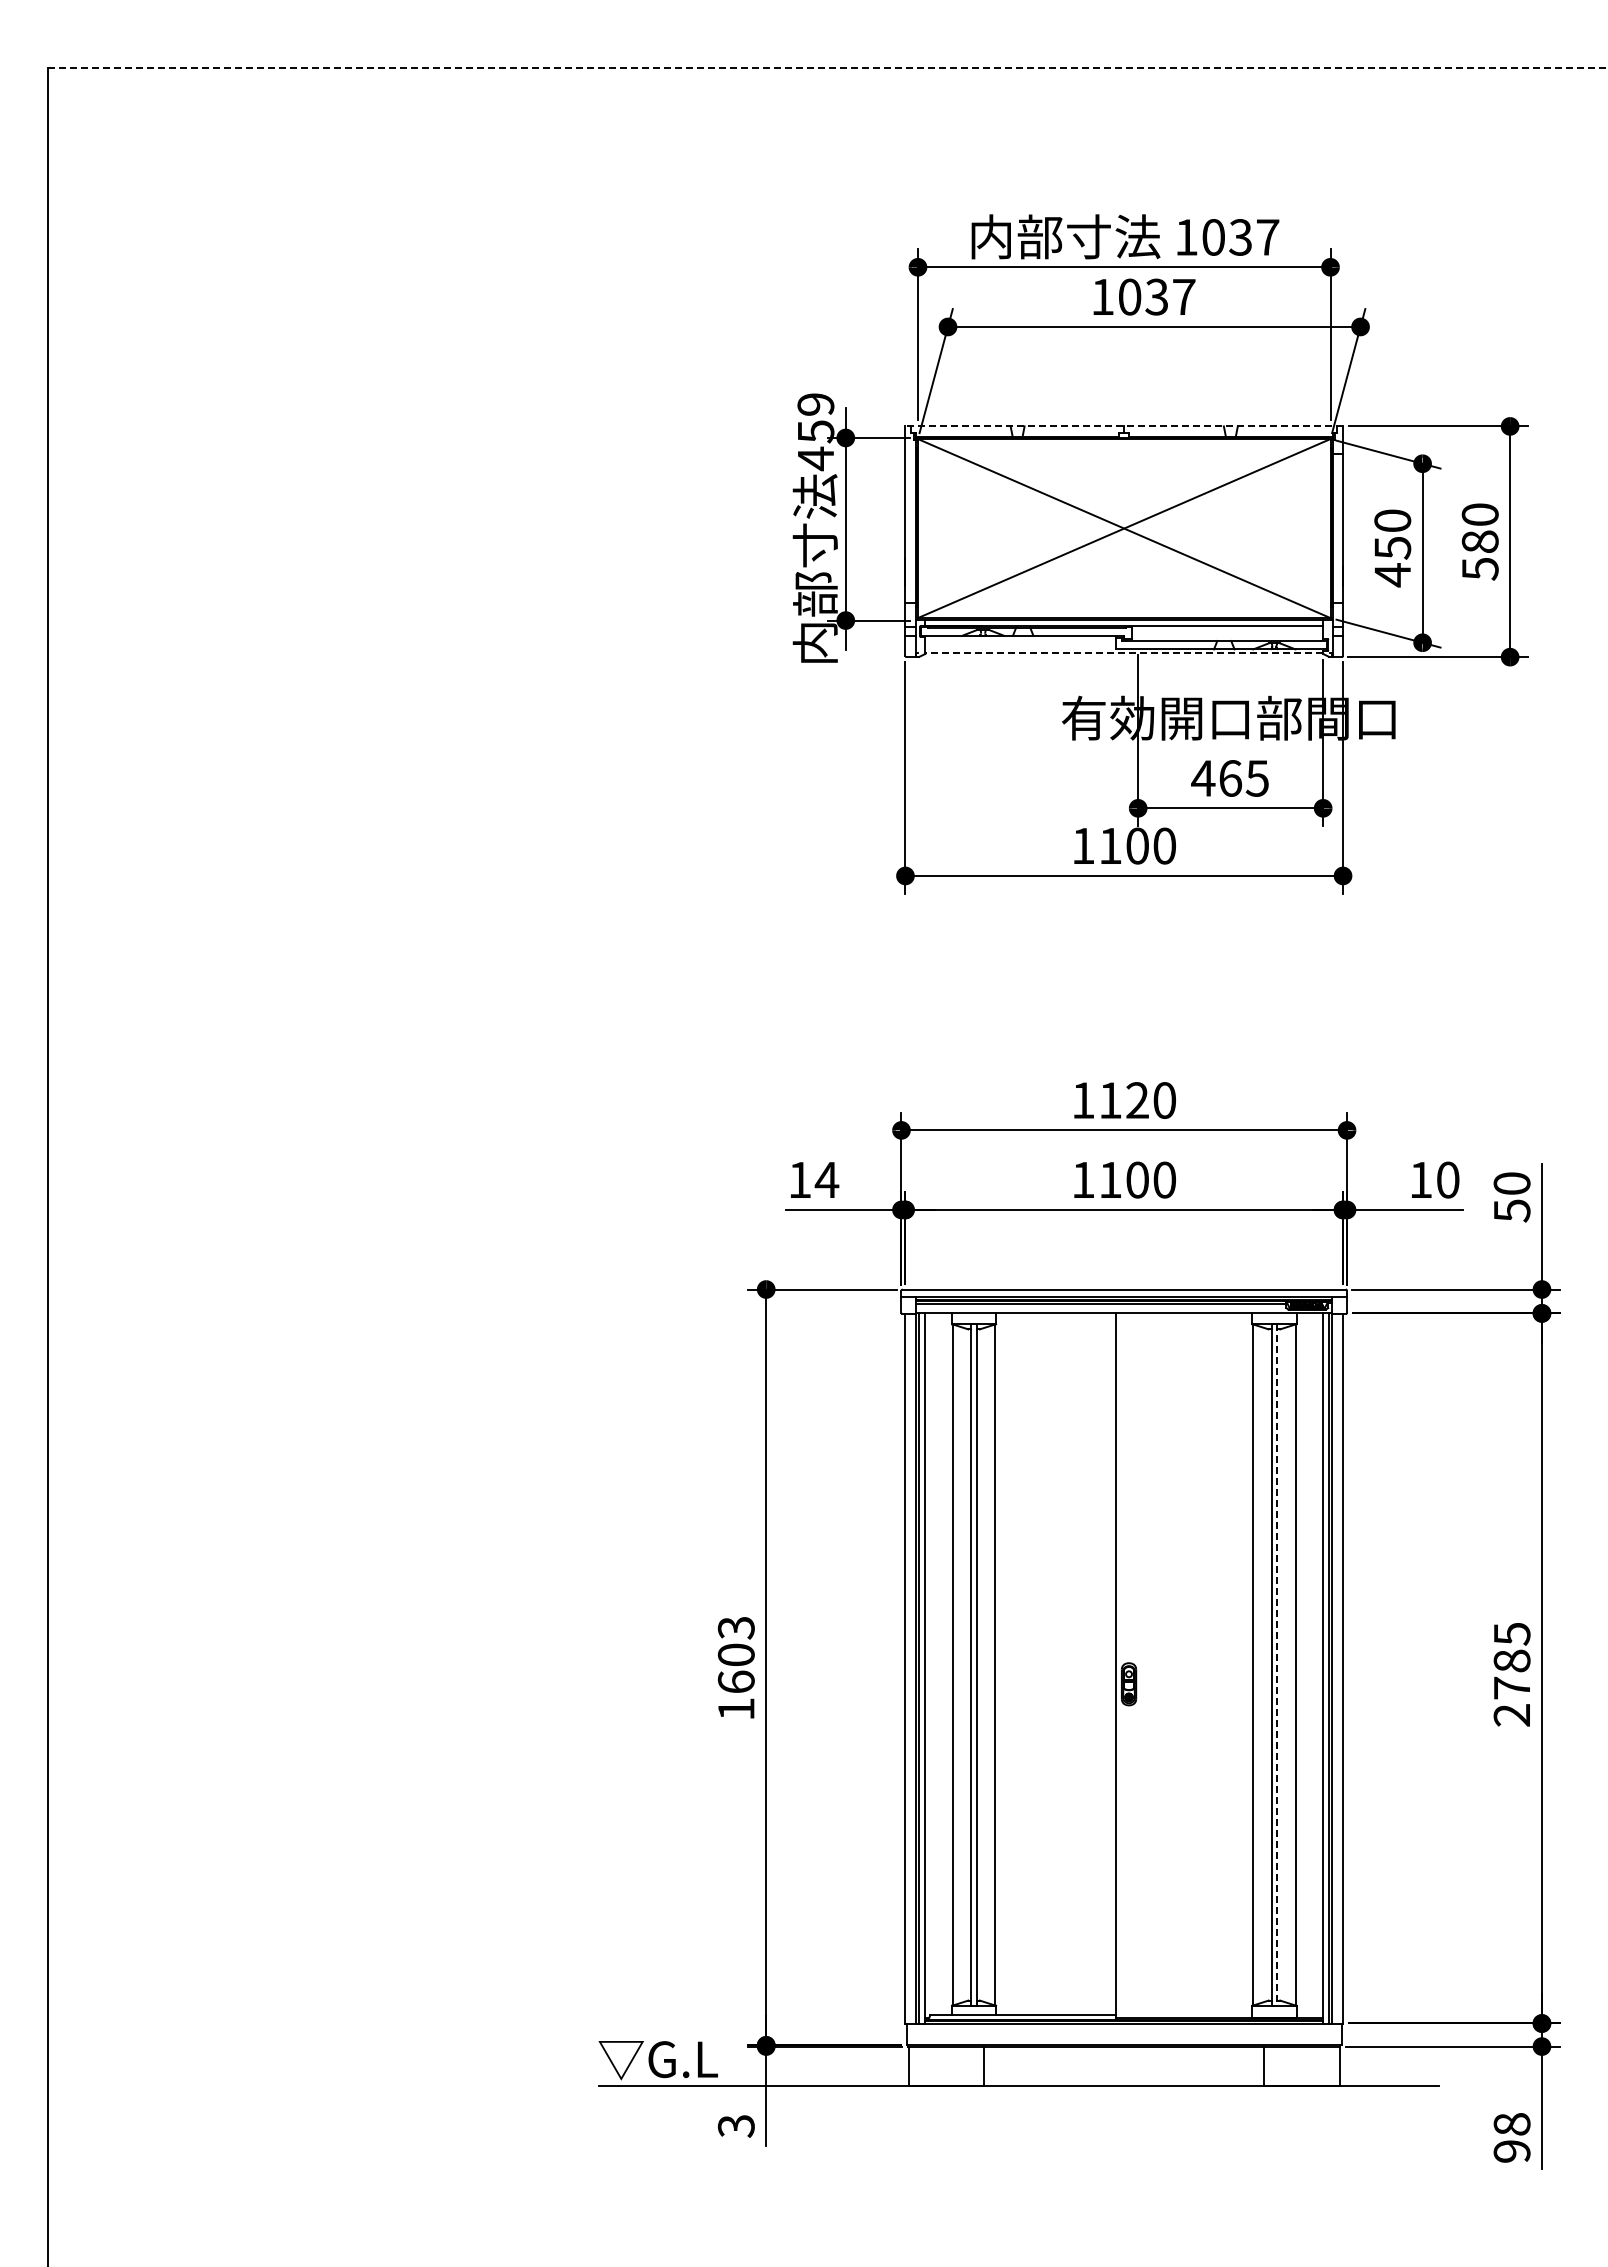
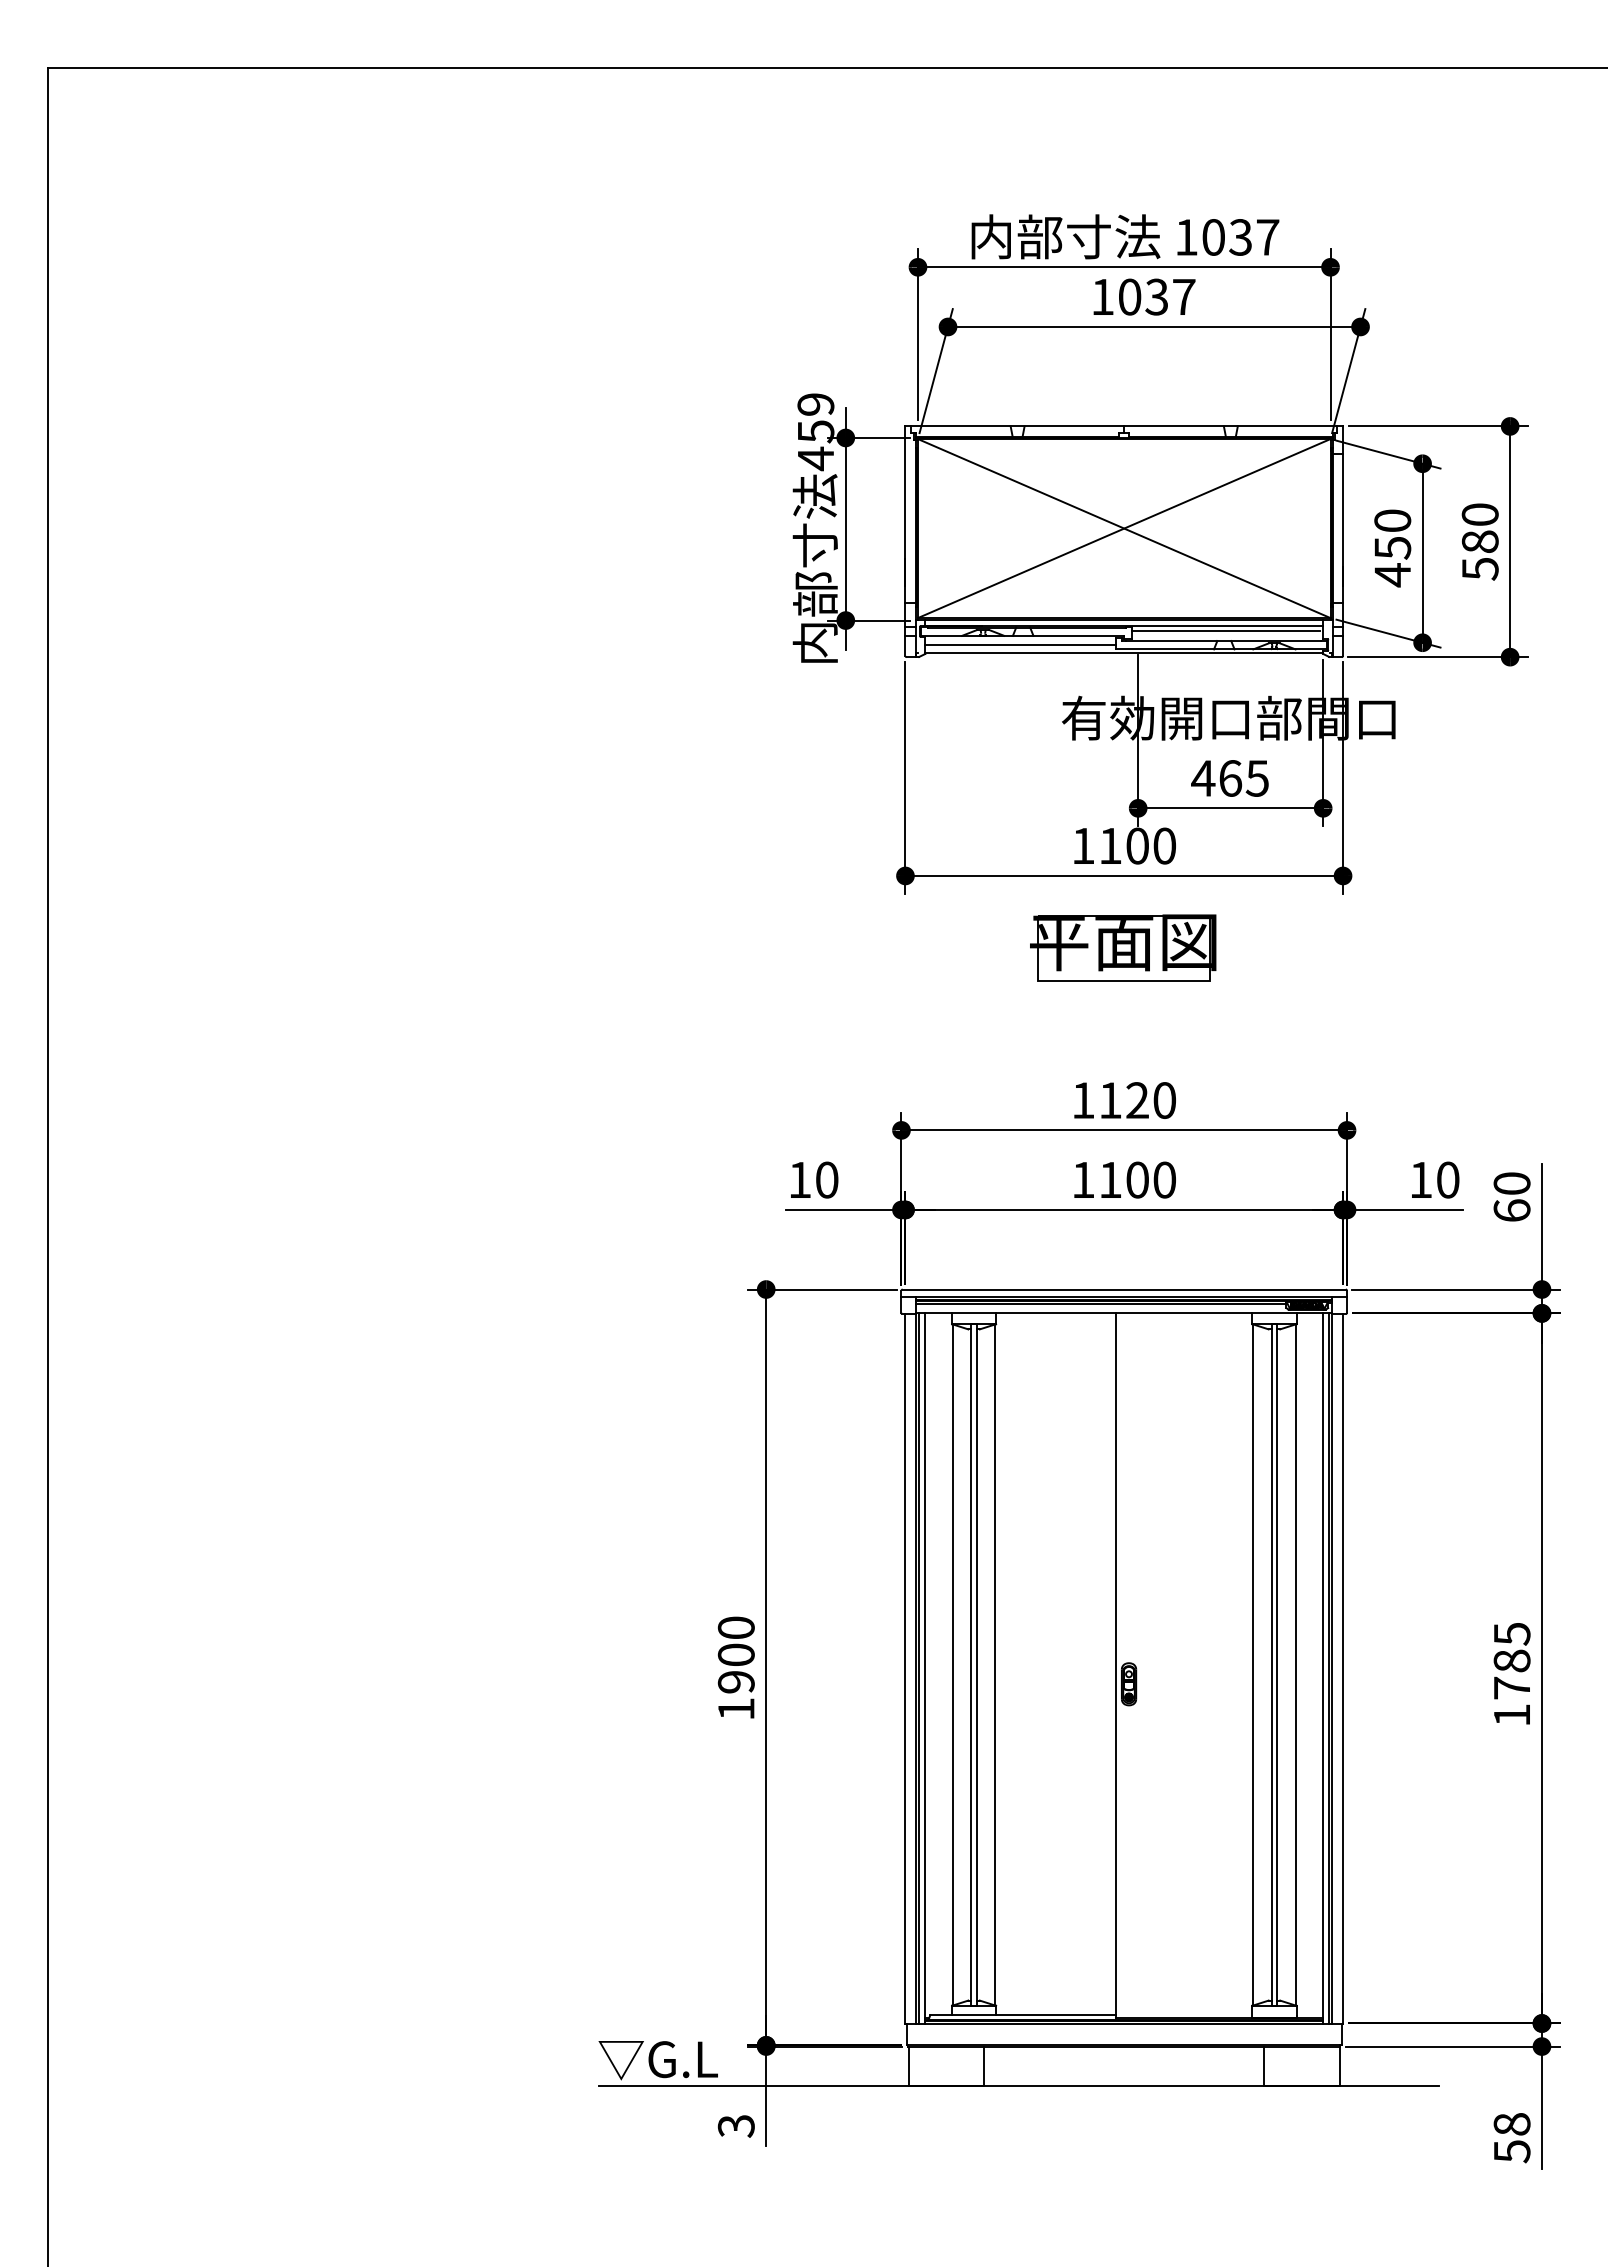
line: dashed -> solid (828, 68)
line: dashed -> solid (1124, 426)
line: none -> present (1226, 631)
line: none -> present (1020, 644)
line: dashed -> solid (1124, 653)
part: none -> present (1123, 947)
text: 14 -> 10 (826, 1179)
text: 50 -> 60 (1511, 1210)
text: 1603 -> 1900 (735, 1654)
line: dashed -> solid (1277, 1664)
text: 2785 -> 1785 (1511, 1715)
text: 98 -> 58 (1511, 2151)
